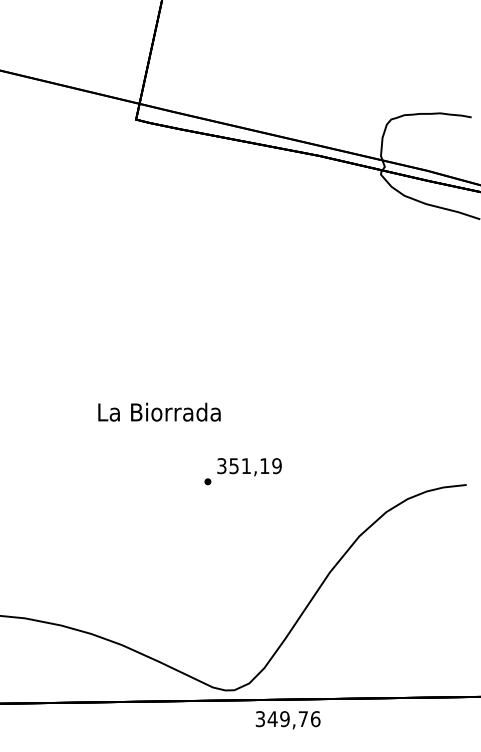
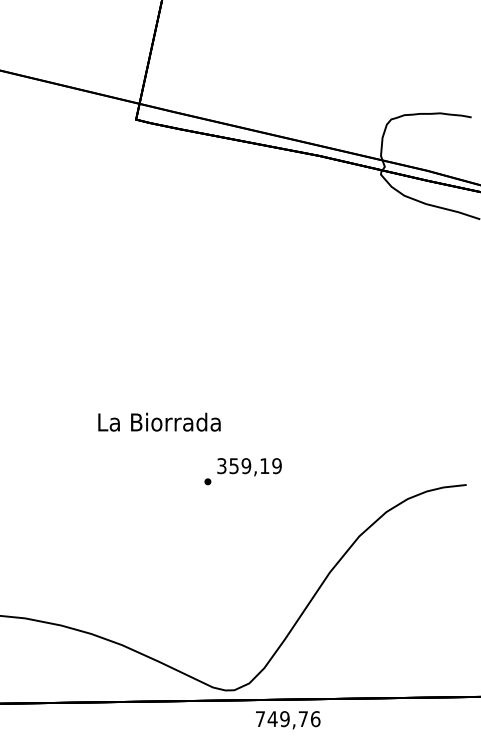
text position: (159, 411) -> (159, 421) (159, 421)
text: 351,19 -> 359,19 (246, 466)
text: 349,76 -> 749,76 (259, 719)
